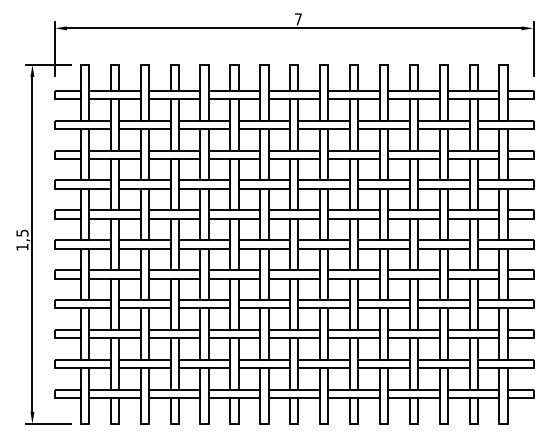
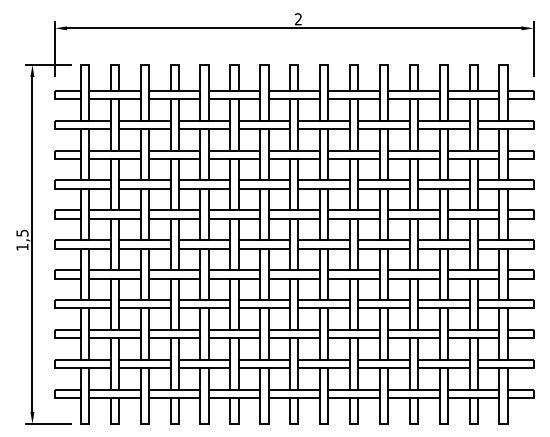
text: 7 -> 2 (297, 19)
